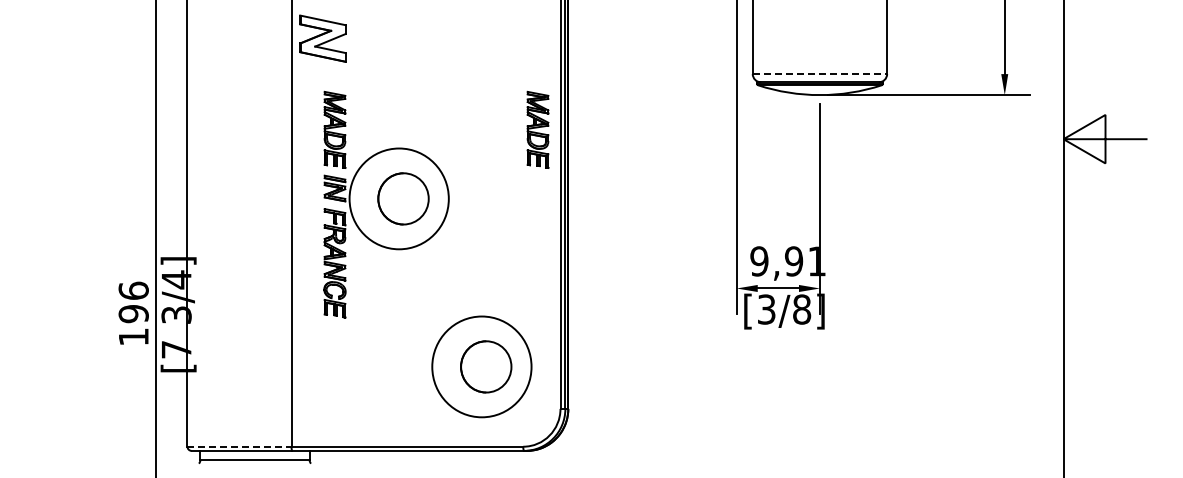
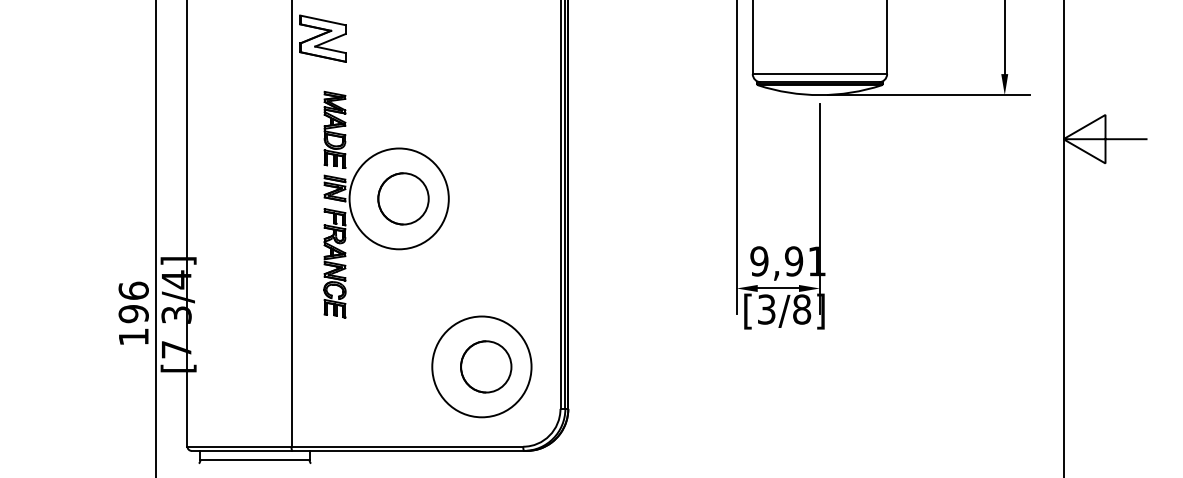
line: dashed -> solid (820, 73)
part: present -> none (537, 129)
line: dashed -> solid (240, 446)
